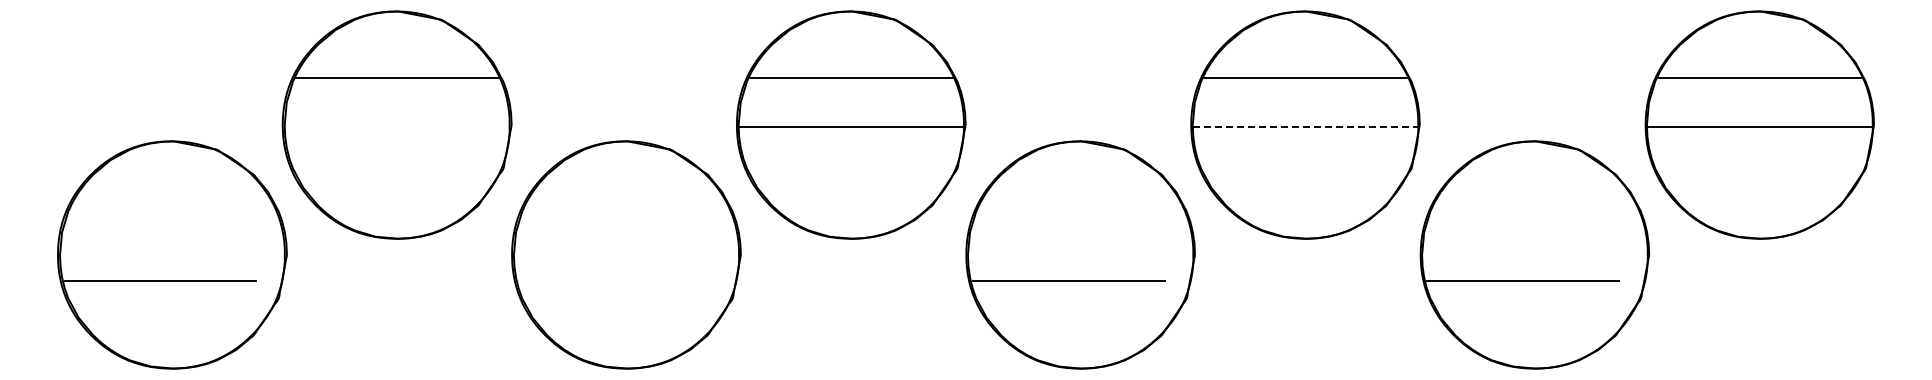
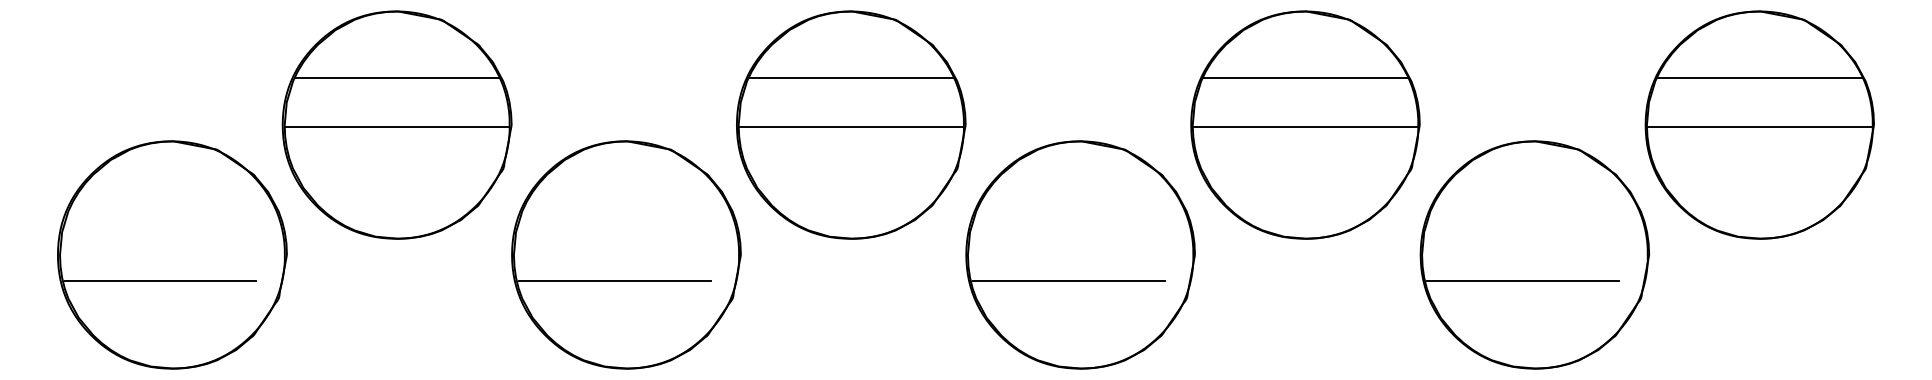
line: none -> present (397, 126)
line: dashed -> solid (1306, 126)
line: none -> present (614, 280)
